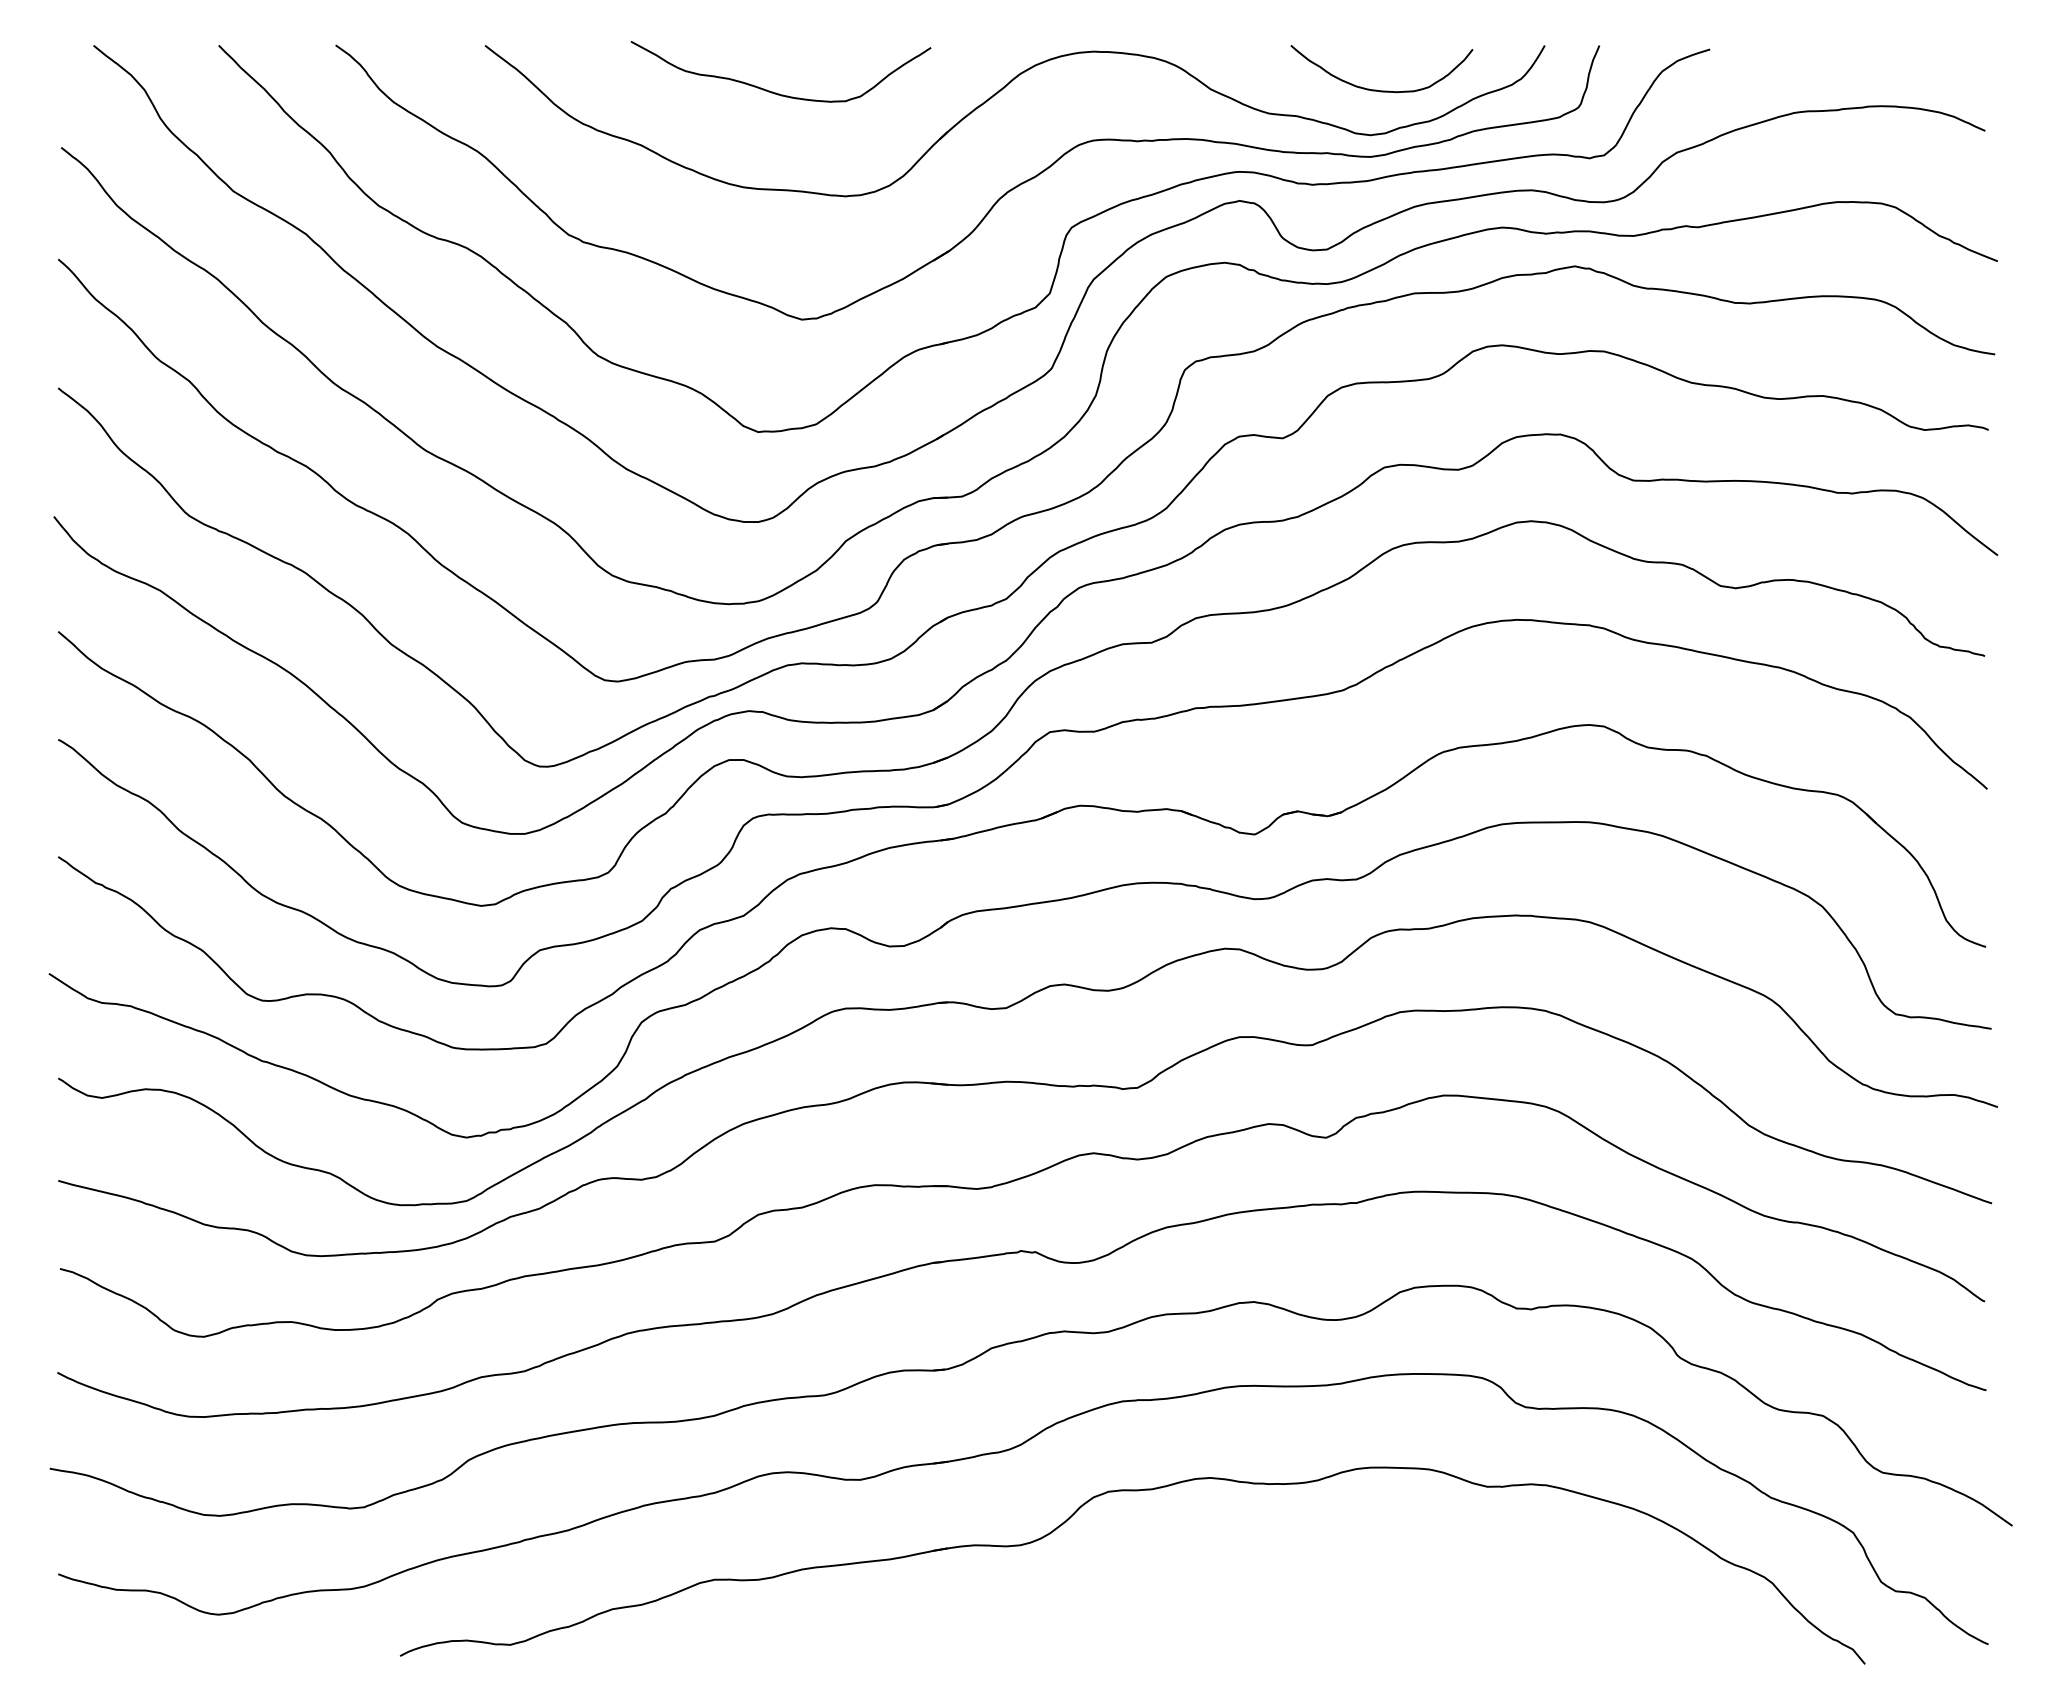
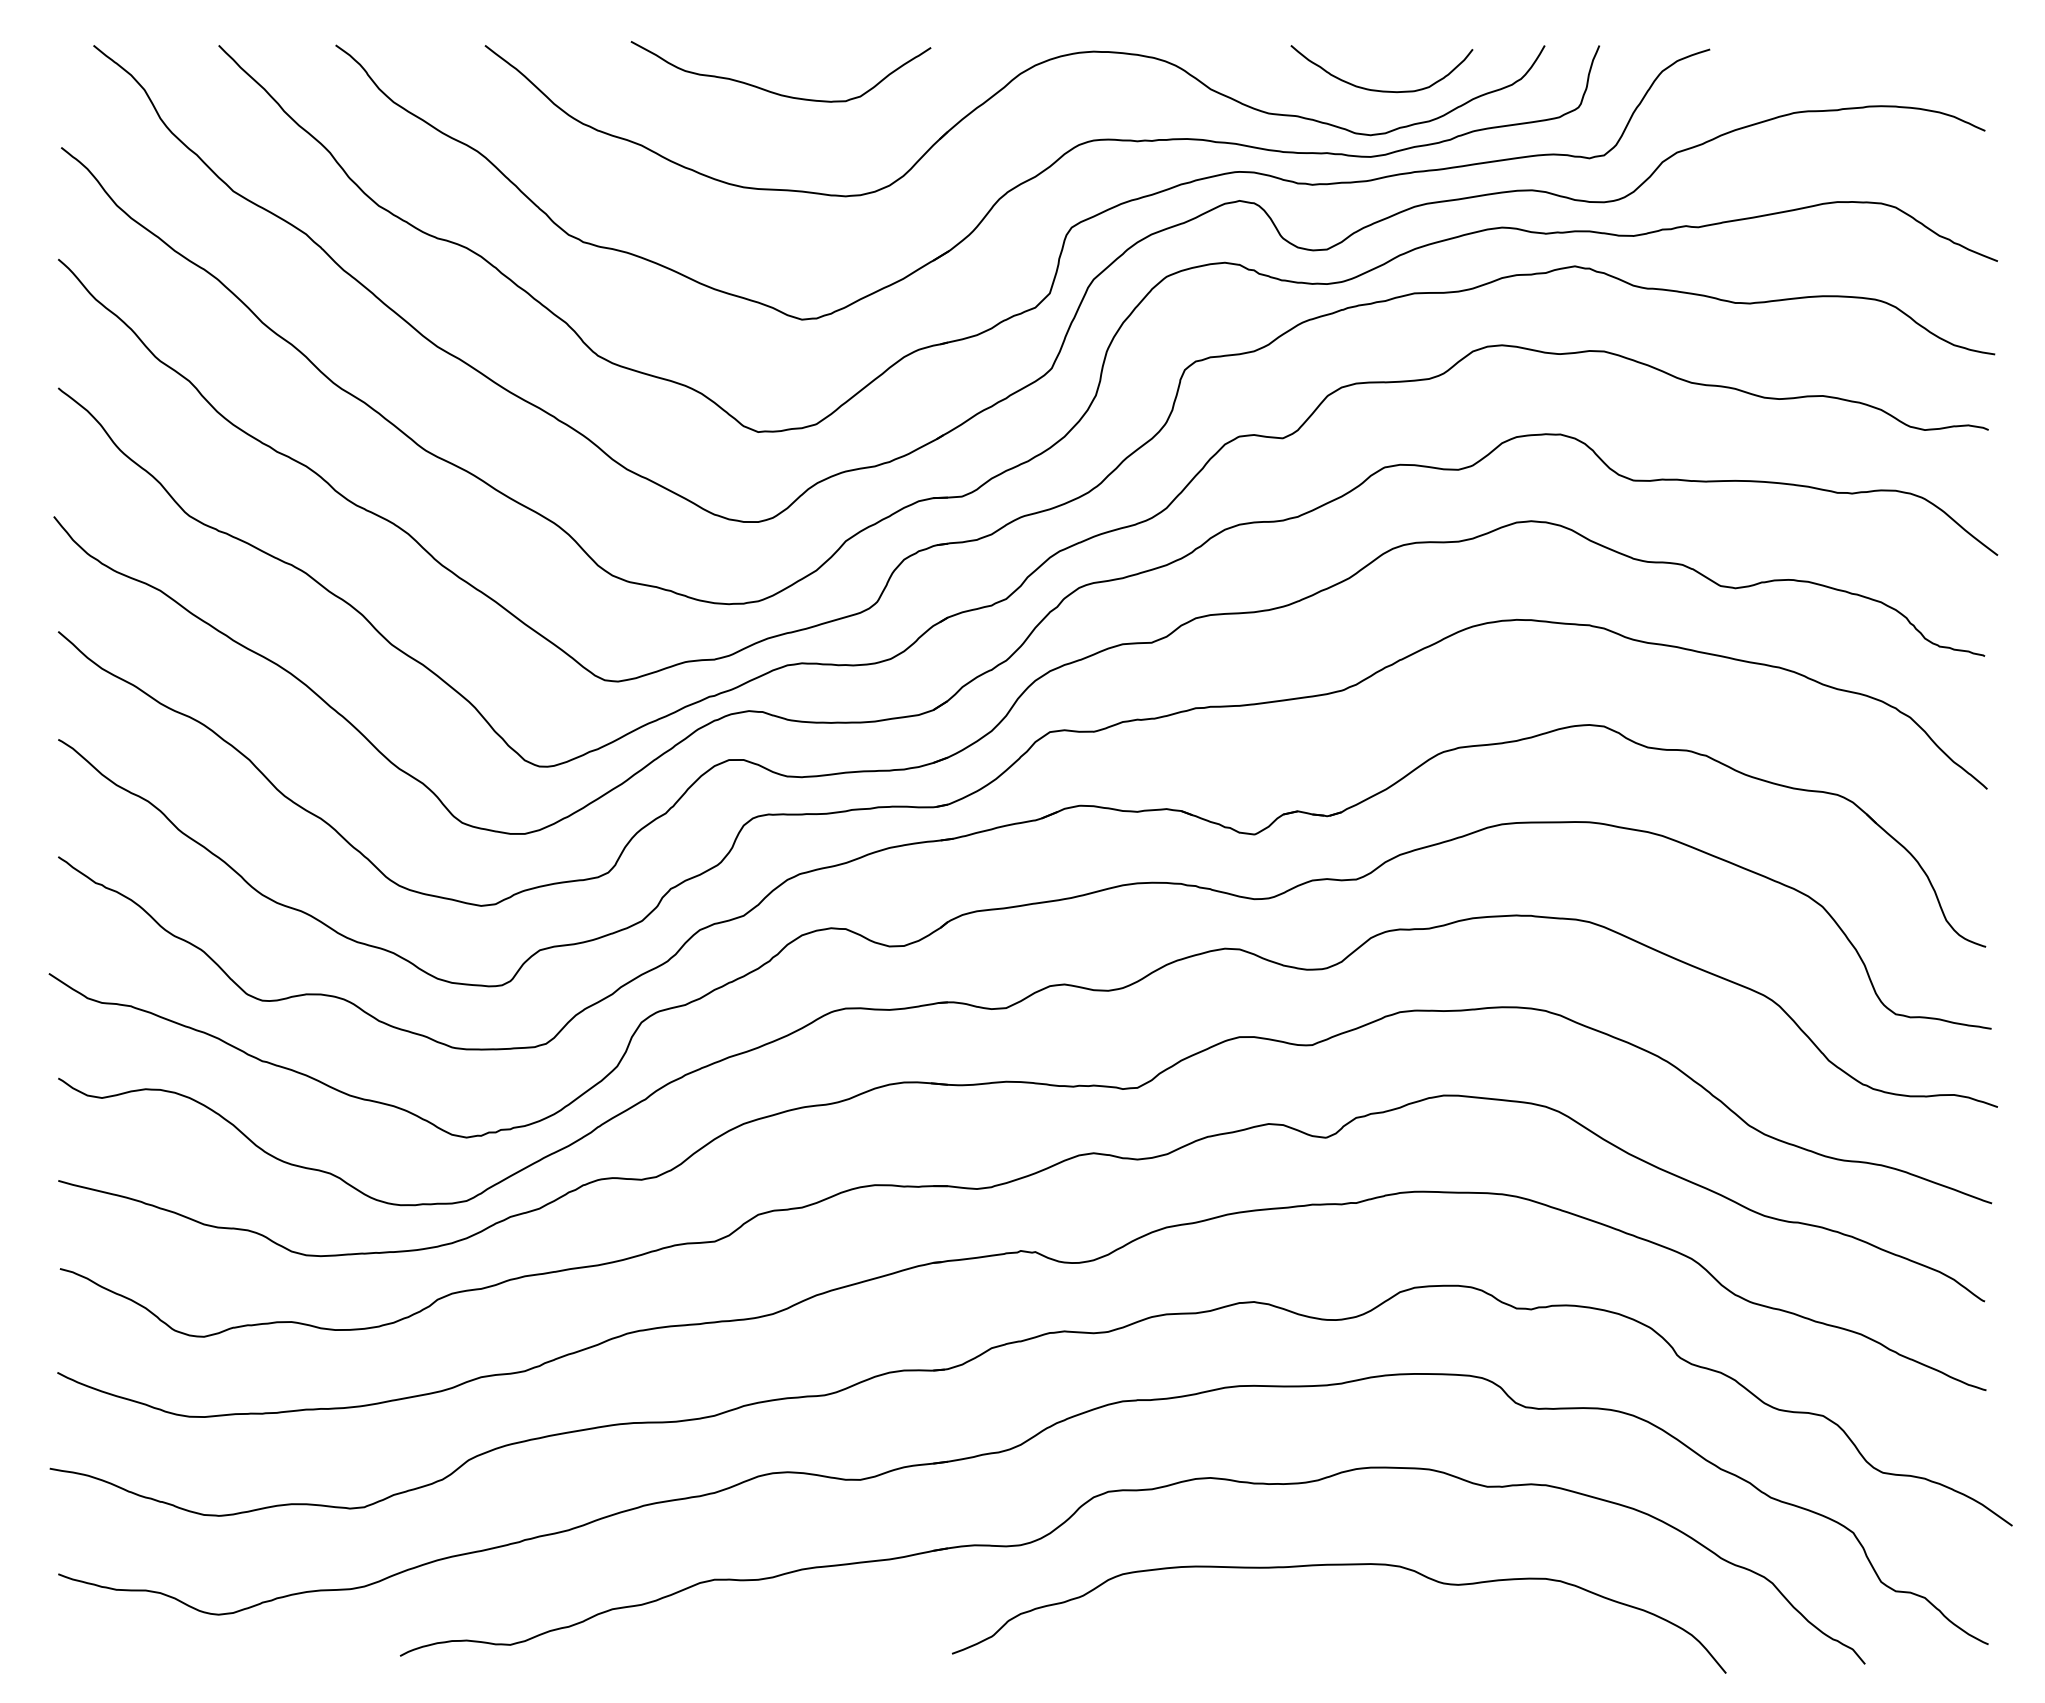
curve: none -> present (1339, 1565)
